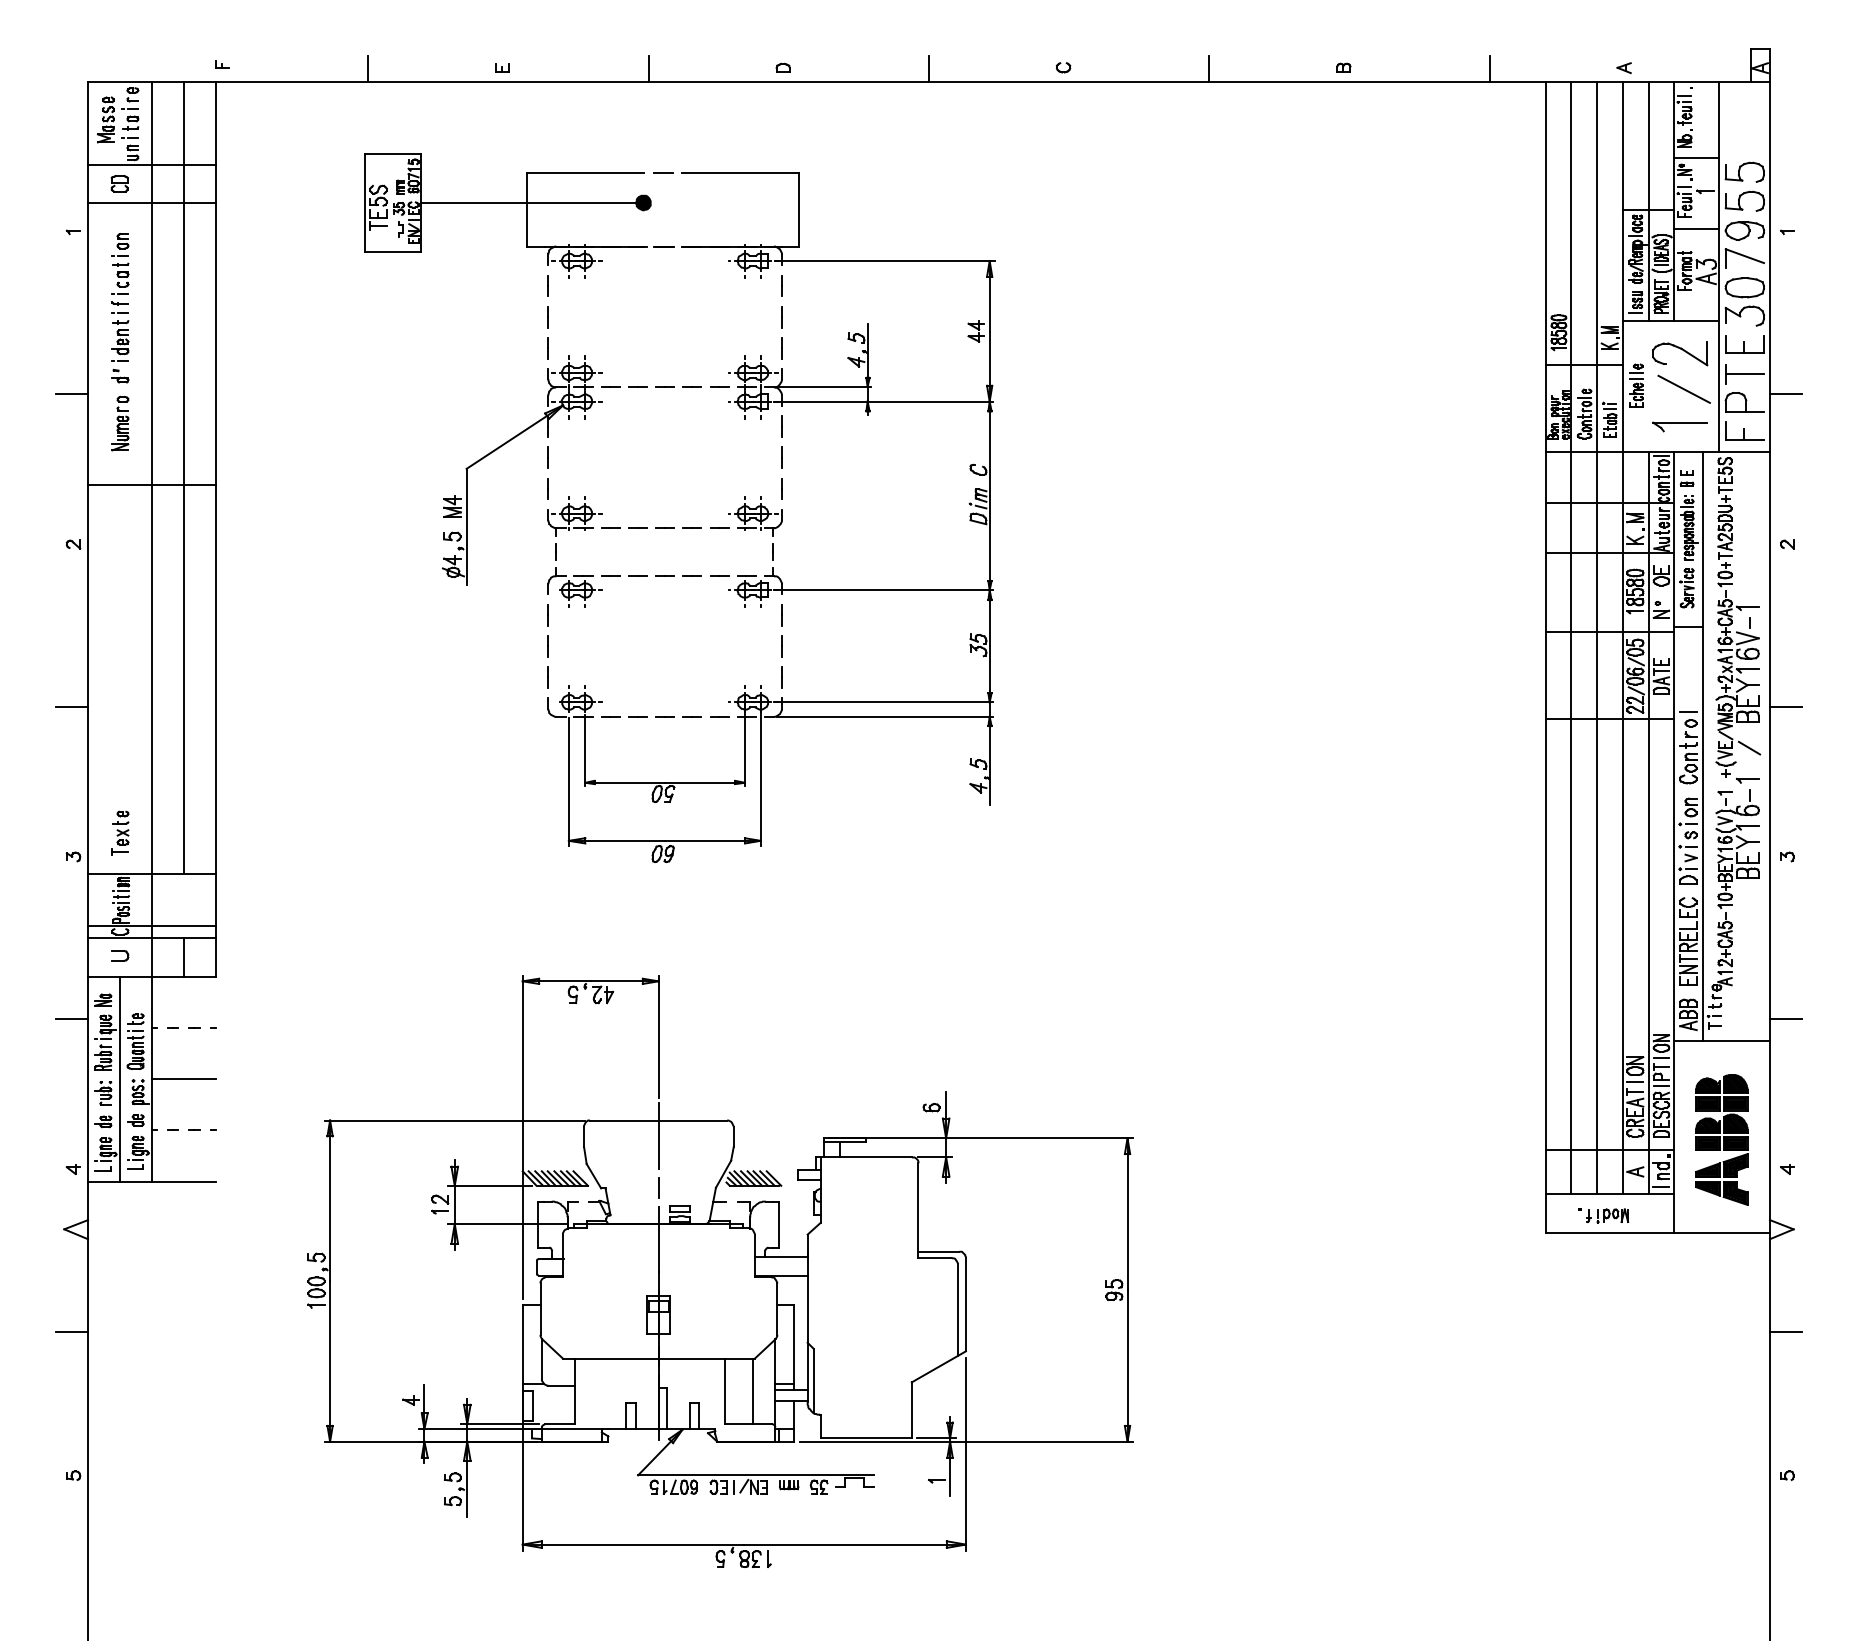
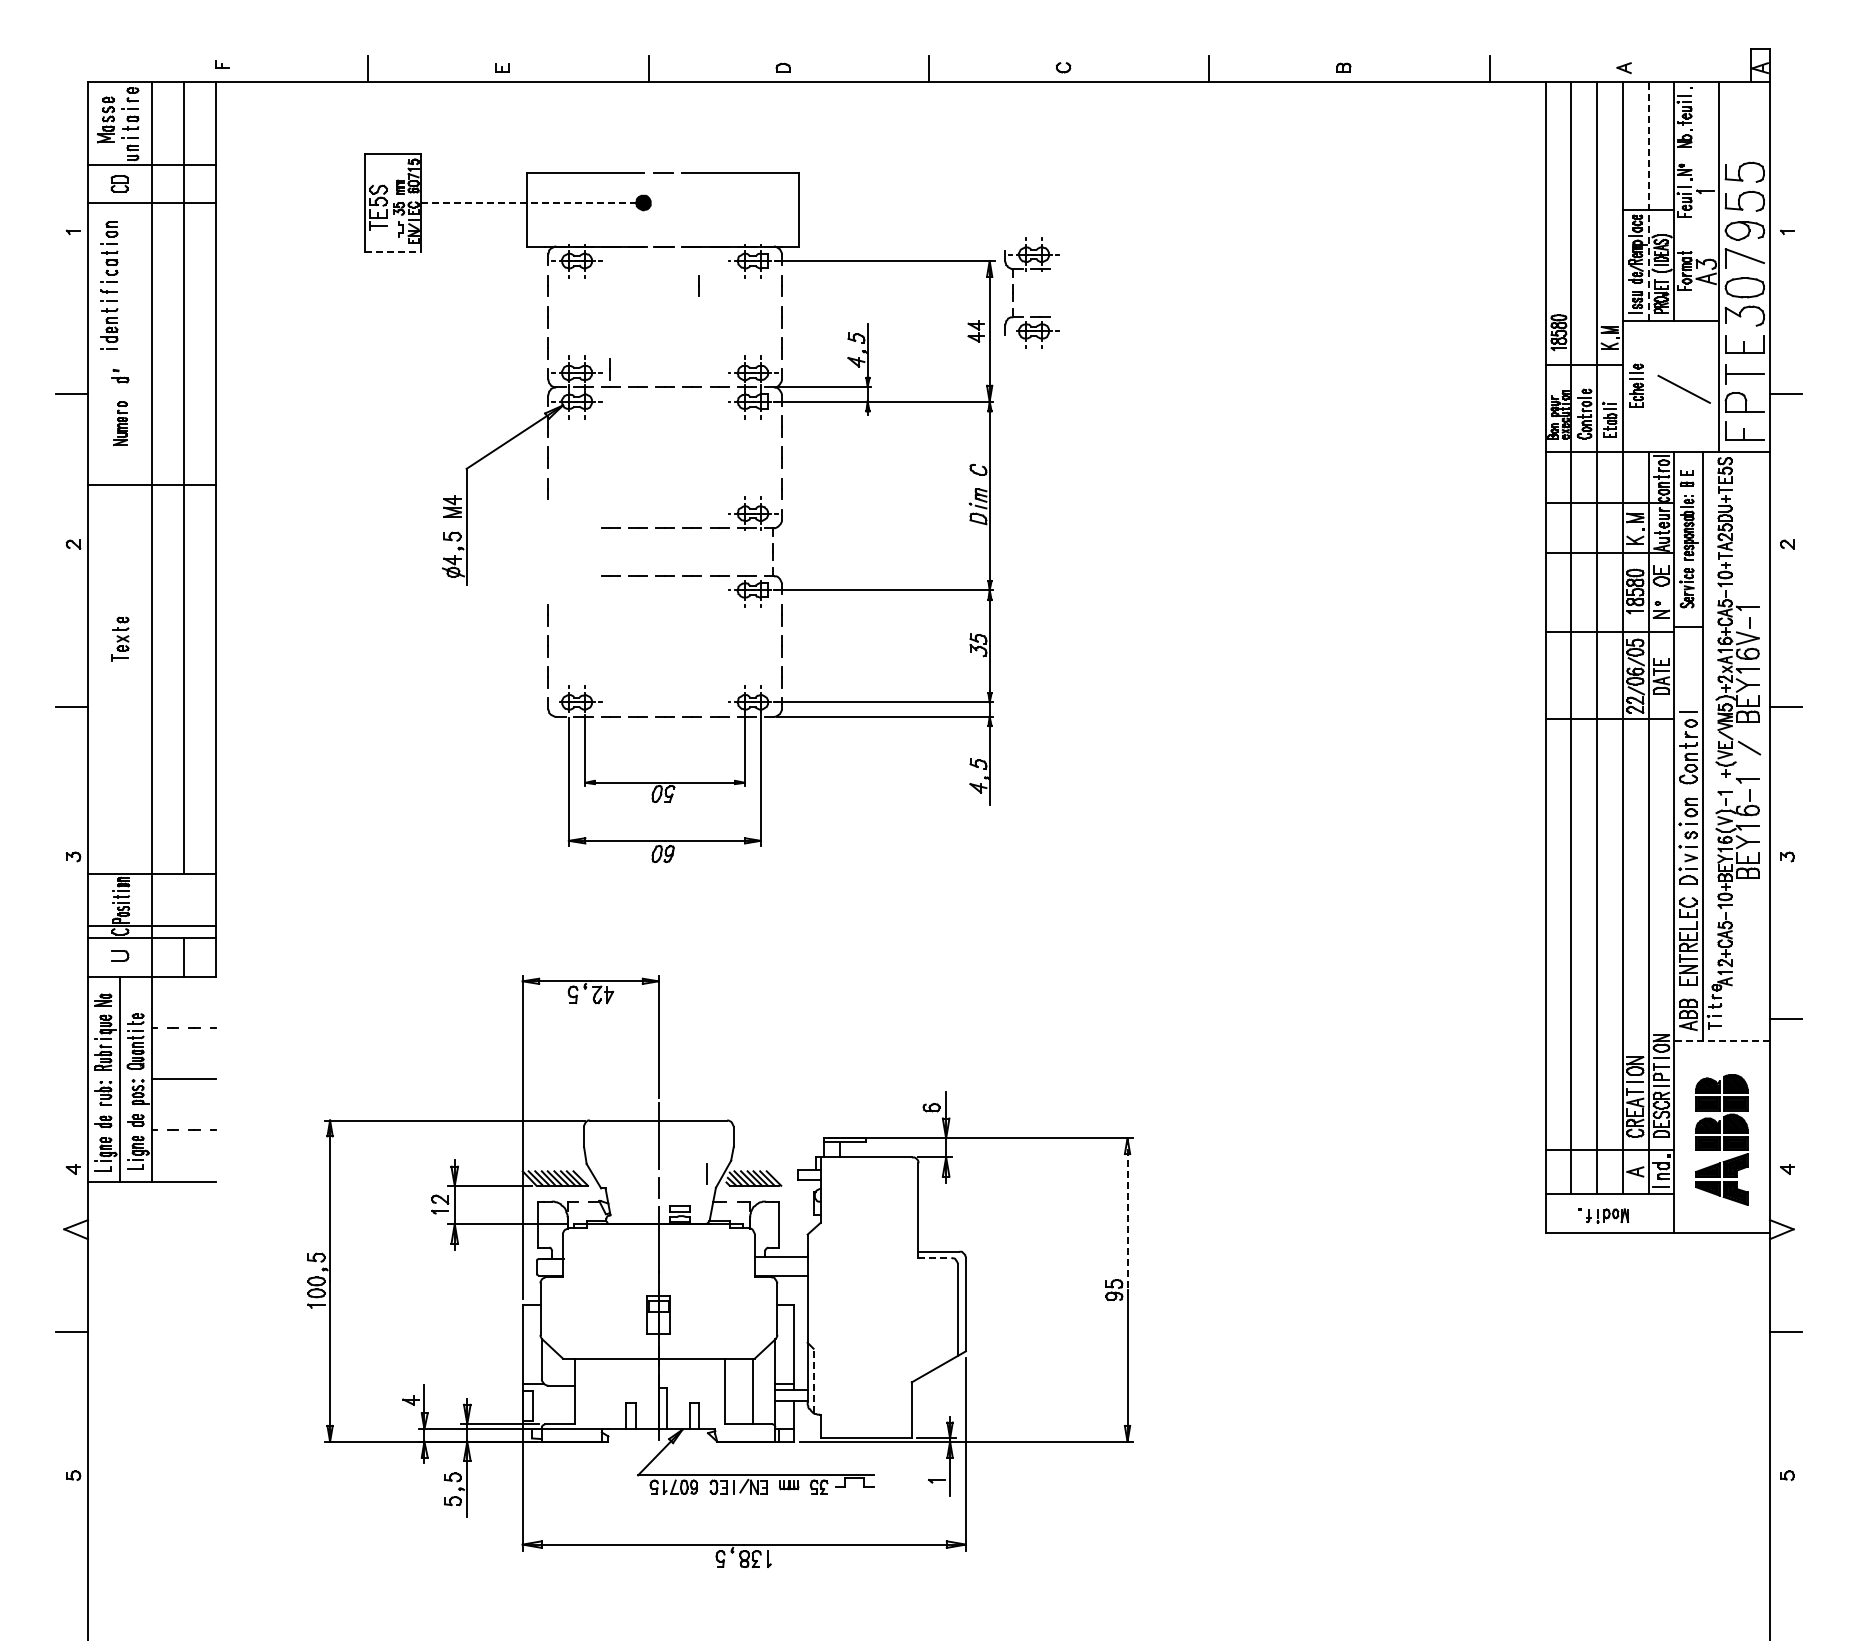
line: present -> none (1696, 158)
line: solid -> dashed (1648, 201)
line: solid -> dashed (532, 203)
line: present -> none (1696, 228)
line: solid -> dashed (393, 251)
line: none -> present (698, 285)
part position: (120, 297) -> (109, 285) (109, 285)
part: present -> none (1680, 353)
line: none -> present (609, 369)
part size: 19x57 px -> 15x45 px (120, 423)
part: present -> none (1679, 426)
part position: (556, 551) -> (1013, 292) (1013, 292)
part position: (120, 832) -> (120, 638) (120, 638)
line: present -> none (71, 1018)
line: solid -> dashed (1722, 1040)
line: none -> present (706, 1173)
line: solid -> dashed (1127, 1214)
line: solid -> dashed (935, 1257)
line: solid -> dashed (813, 1380)
